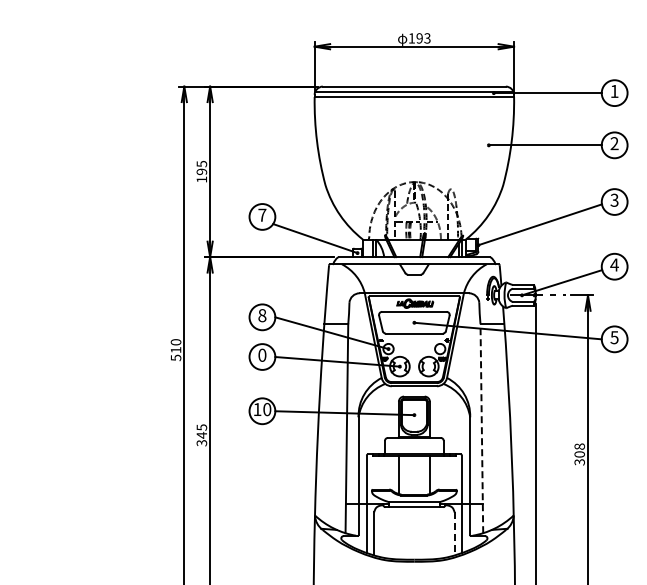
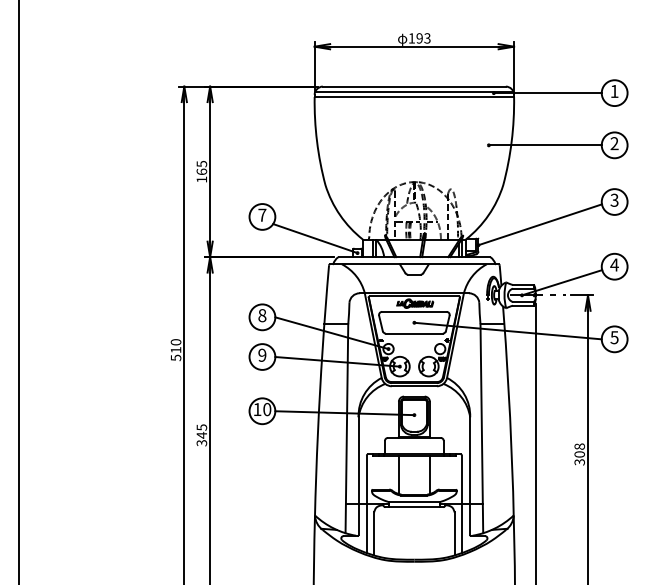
text: 195 -> 165 (201, 171)
line: none -> present (19, 291)
text: 0 -> 9 (262, 354)
line: dashed -> solid (481, 428)
line: dashed -> solid (454, 534)
